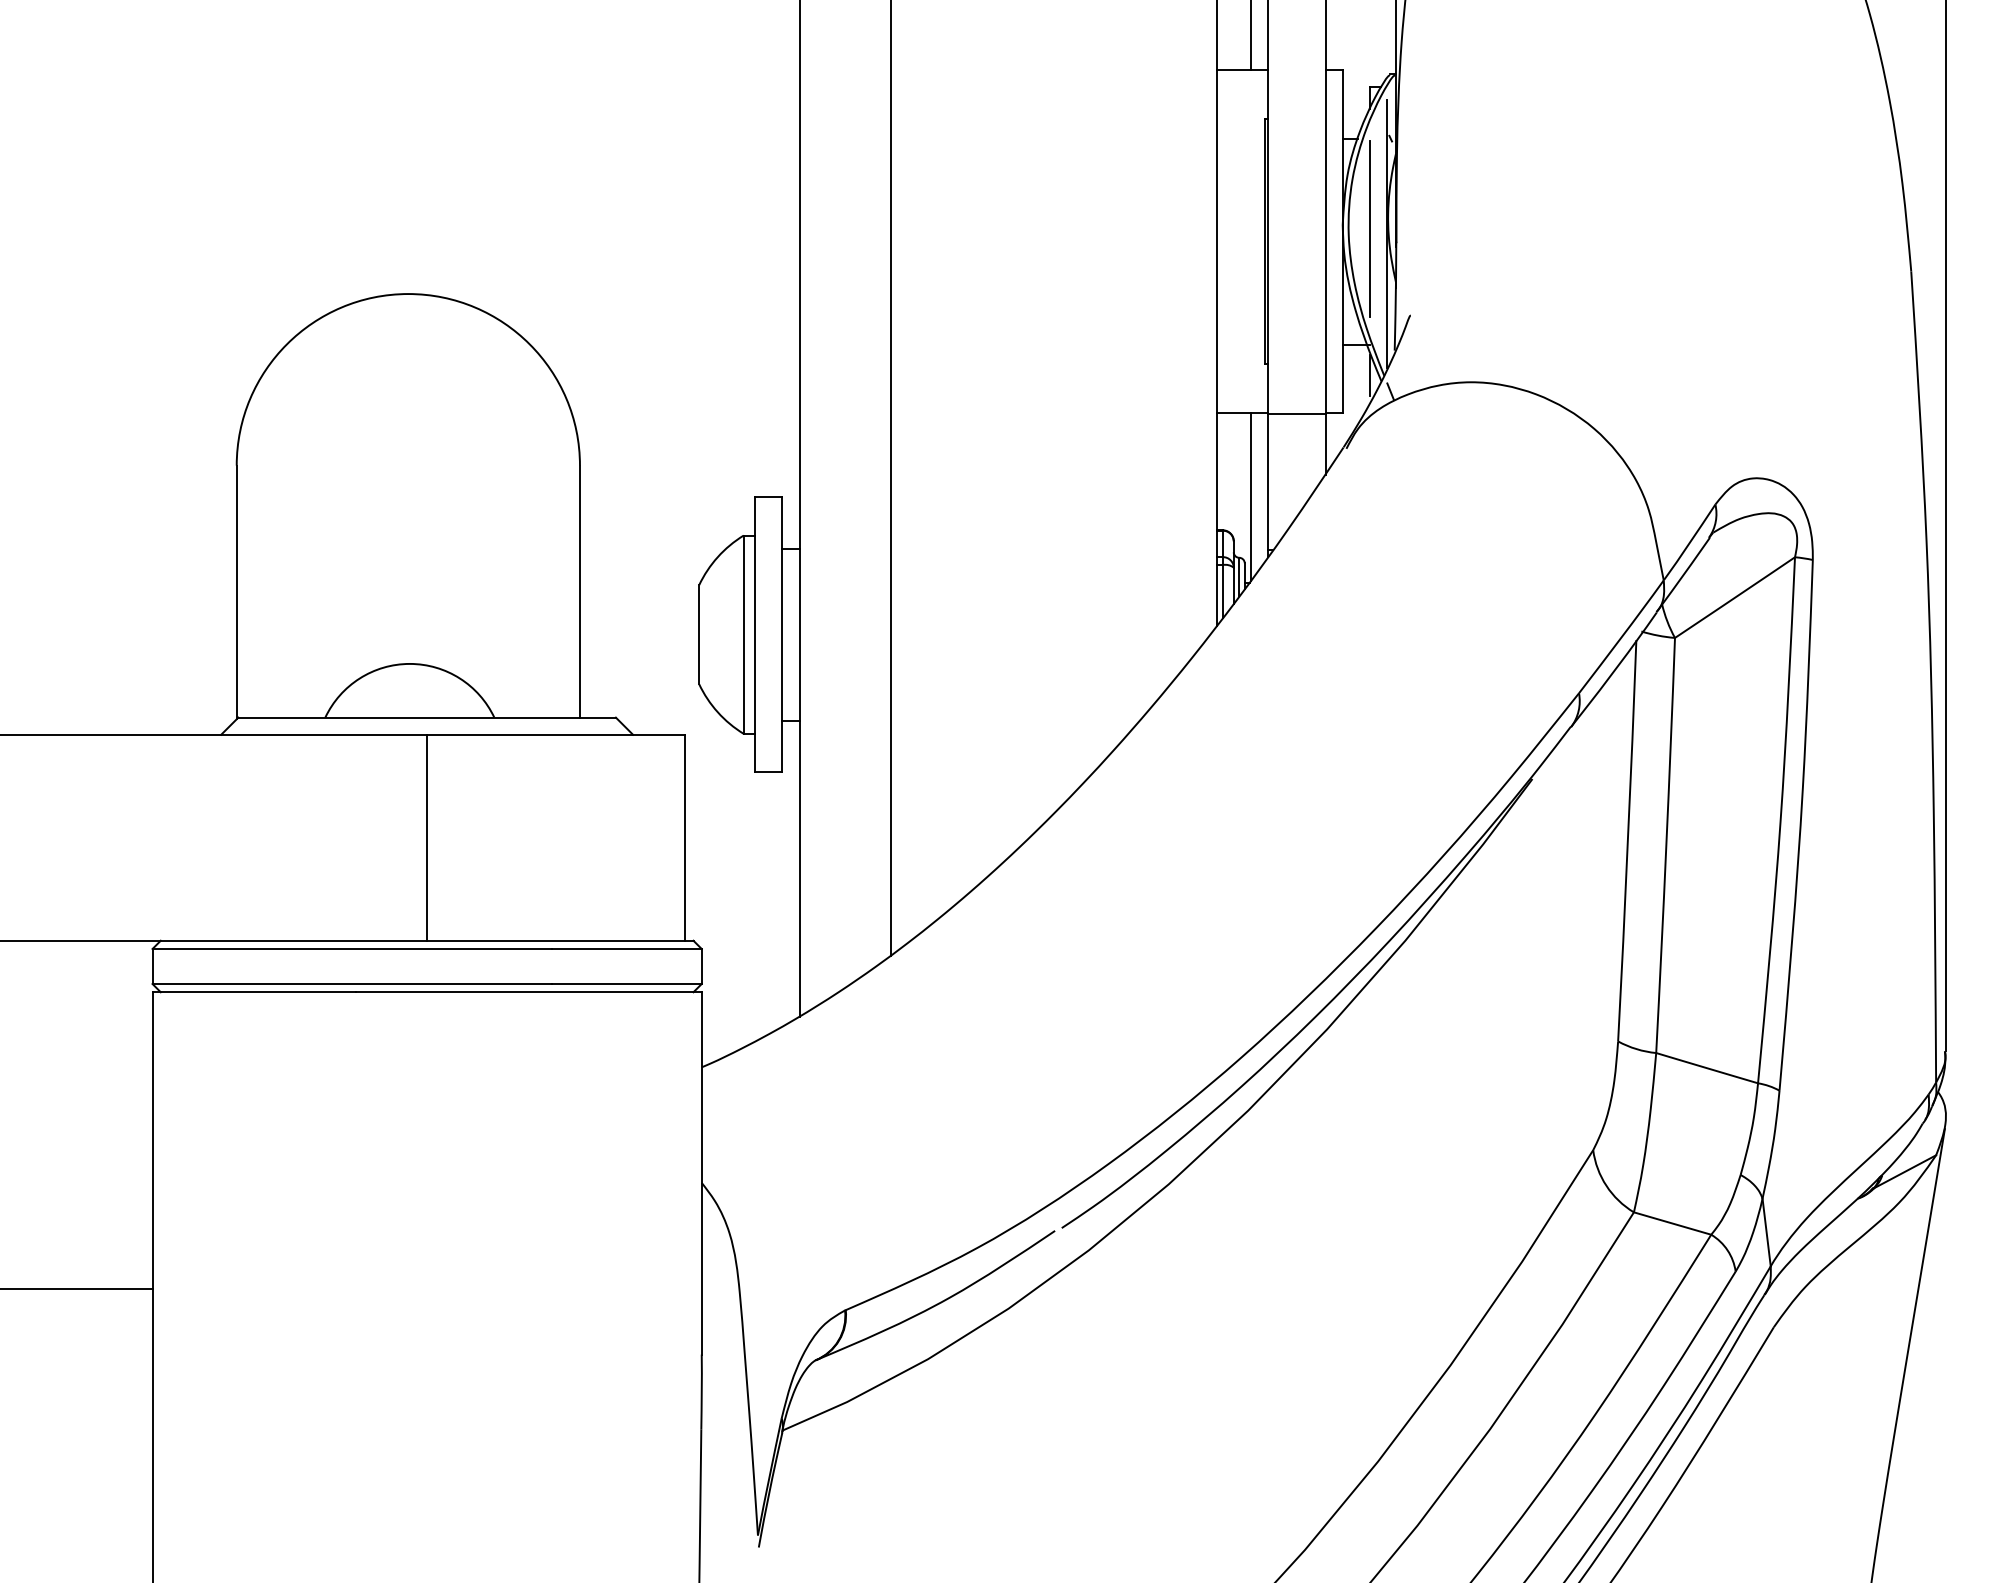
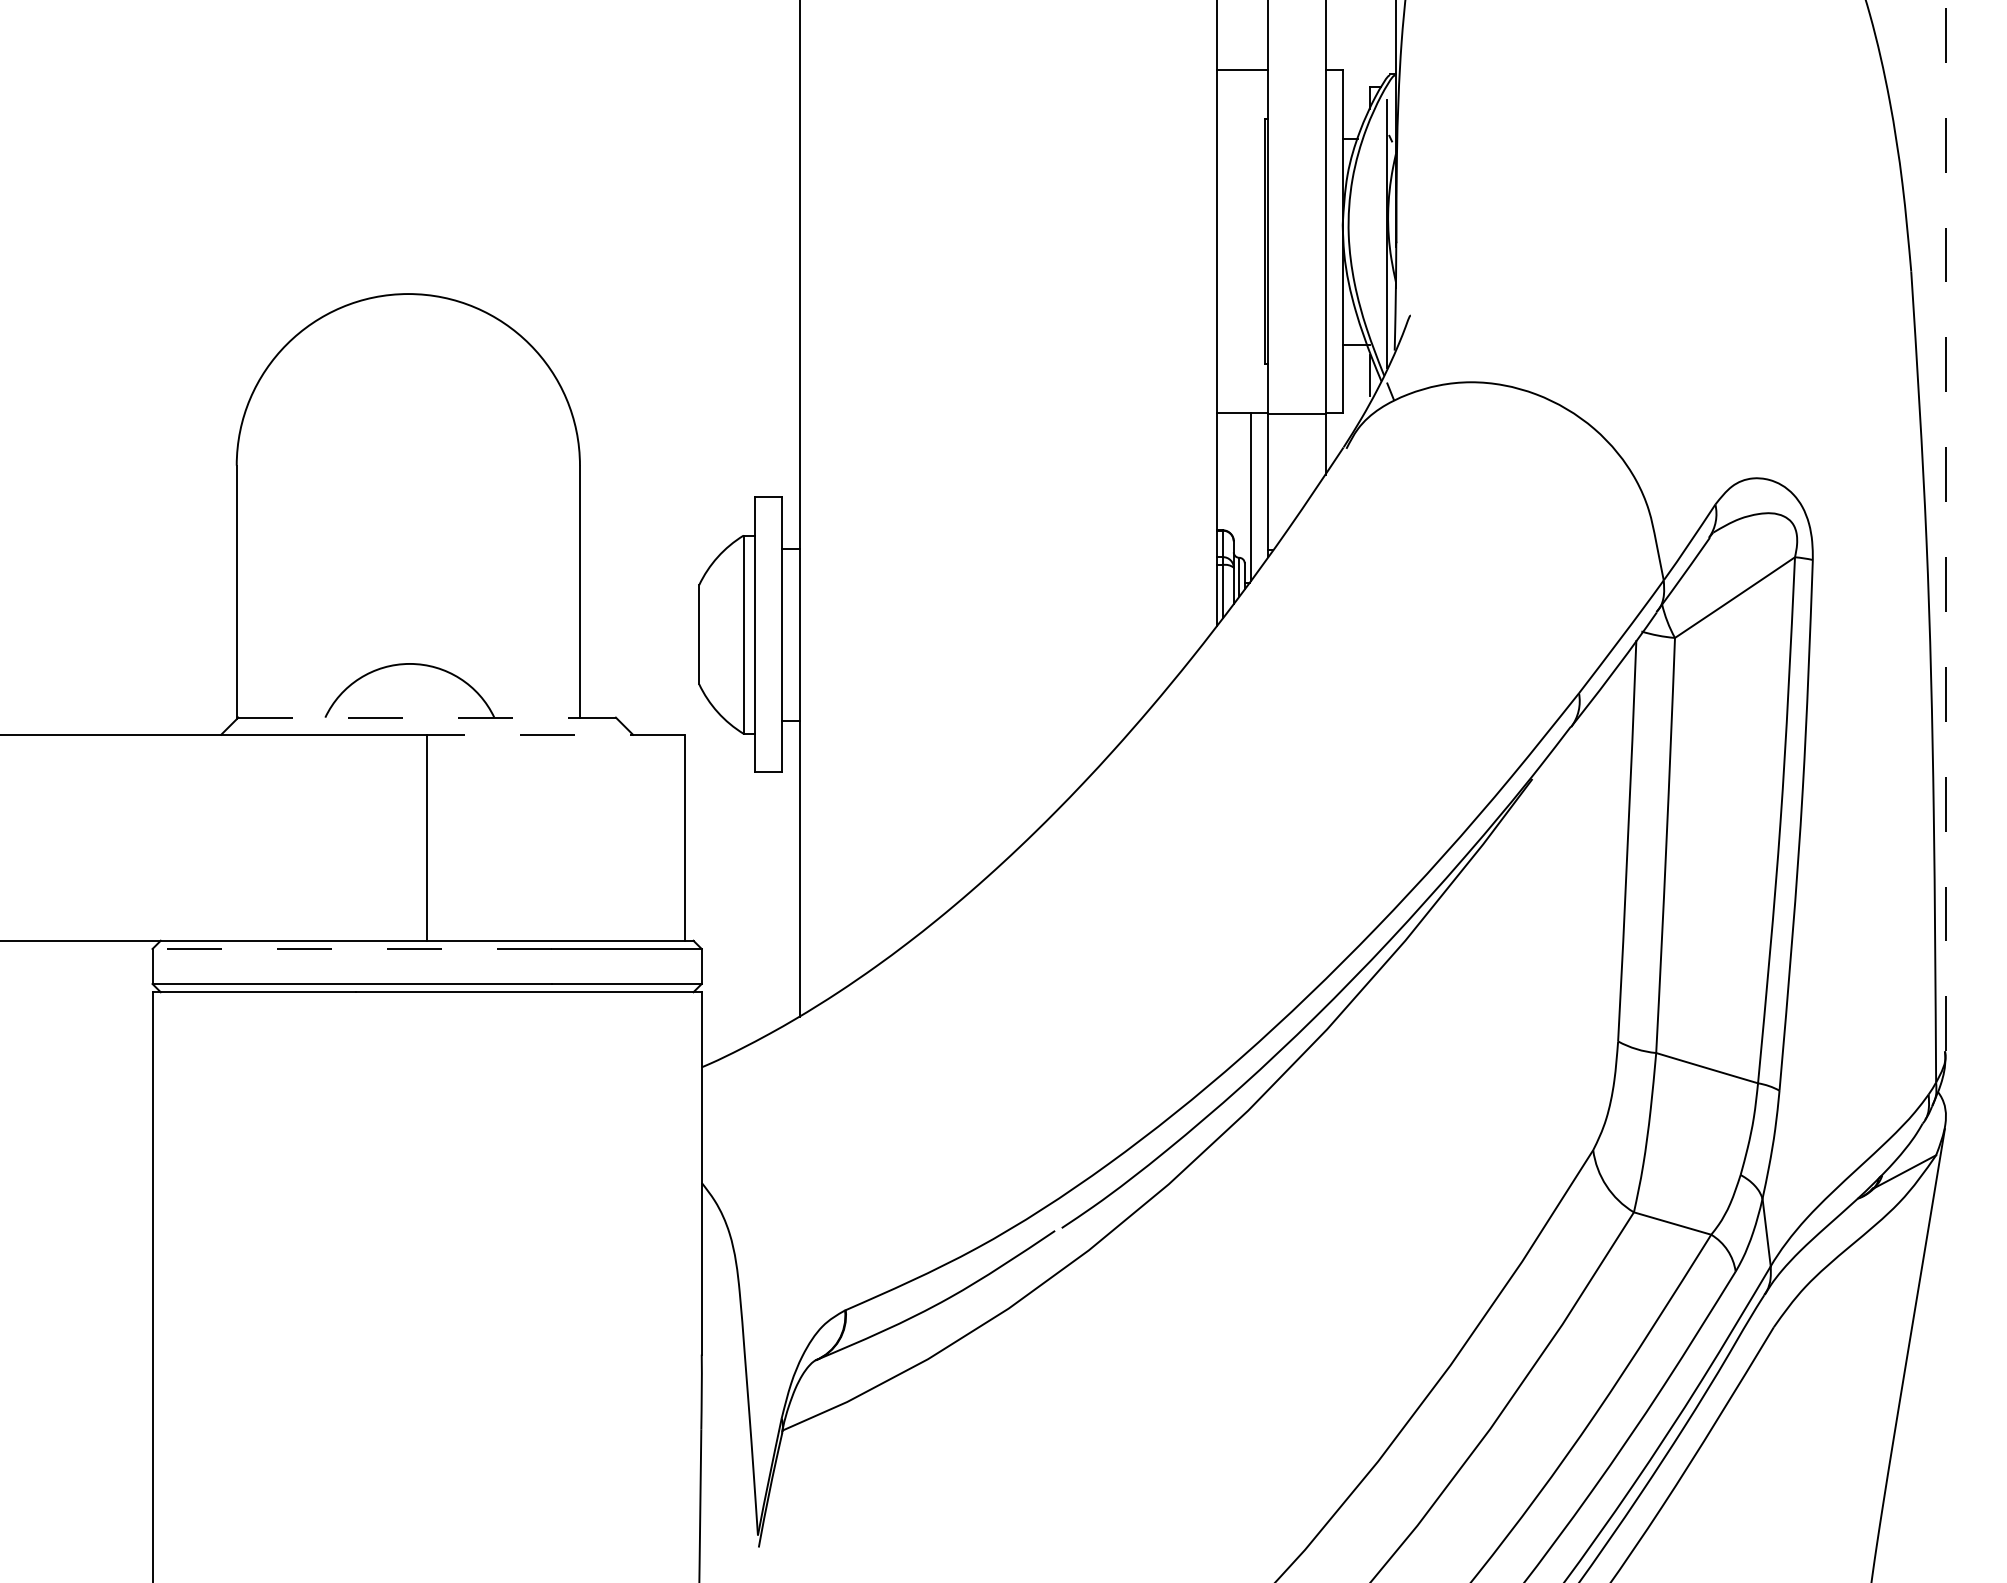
line: present -> none (1250, 36)
line: present -> none (1370, 228)
line: present -> none (890, 478)
line: solid -> dashed (1945, 525)
line: solid -> dashed (427, 717)
line: solid -> dashed (555, 734)
line: solid -> dashed (352, 948)
line: present -> none (77, 1289)
